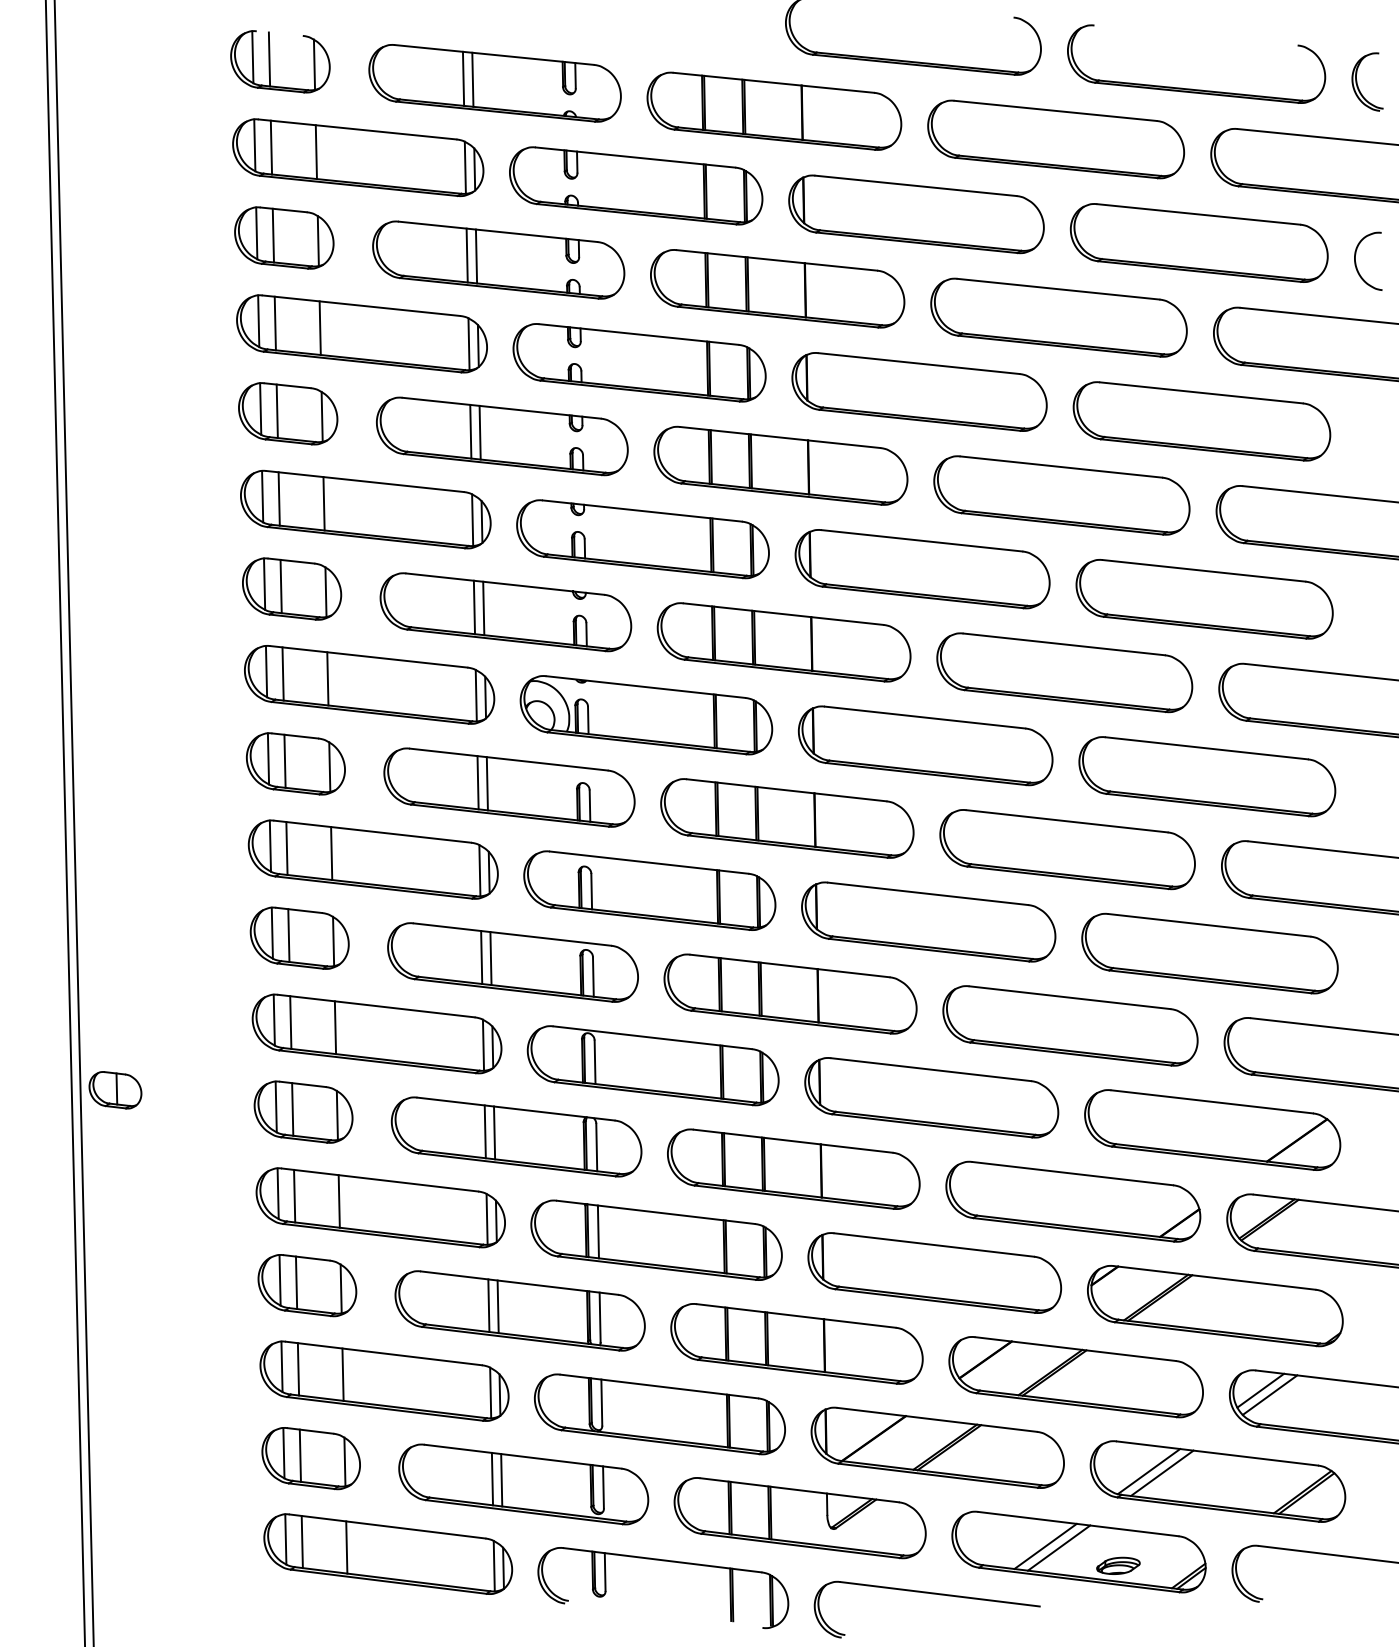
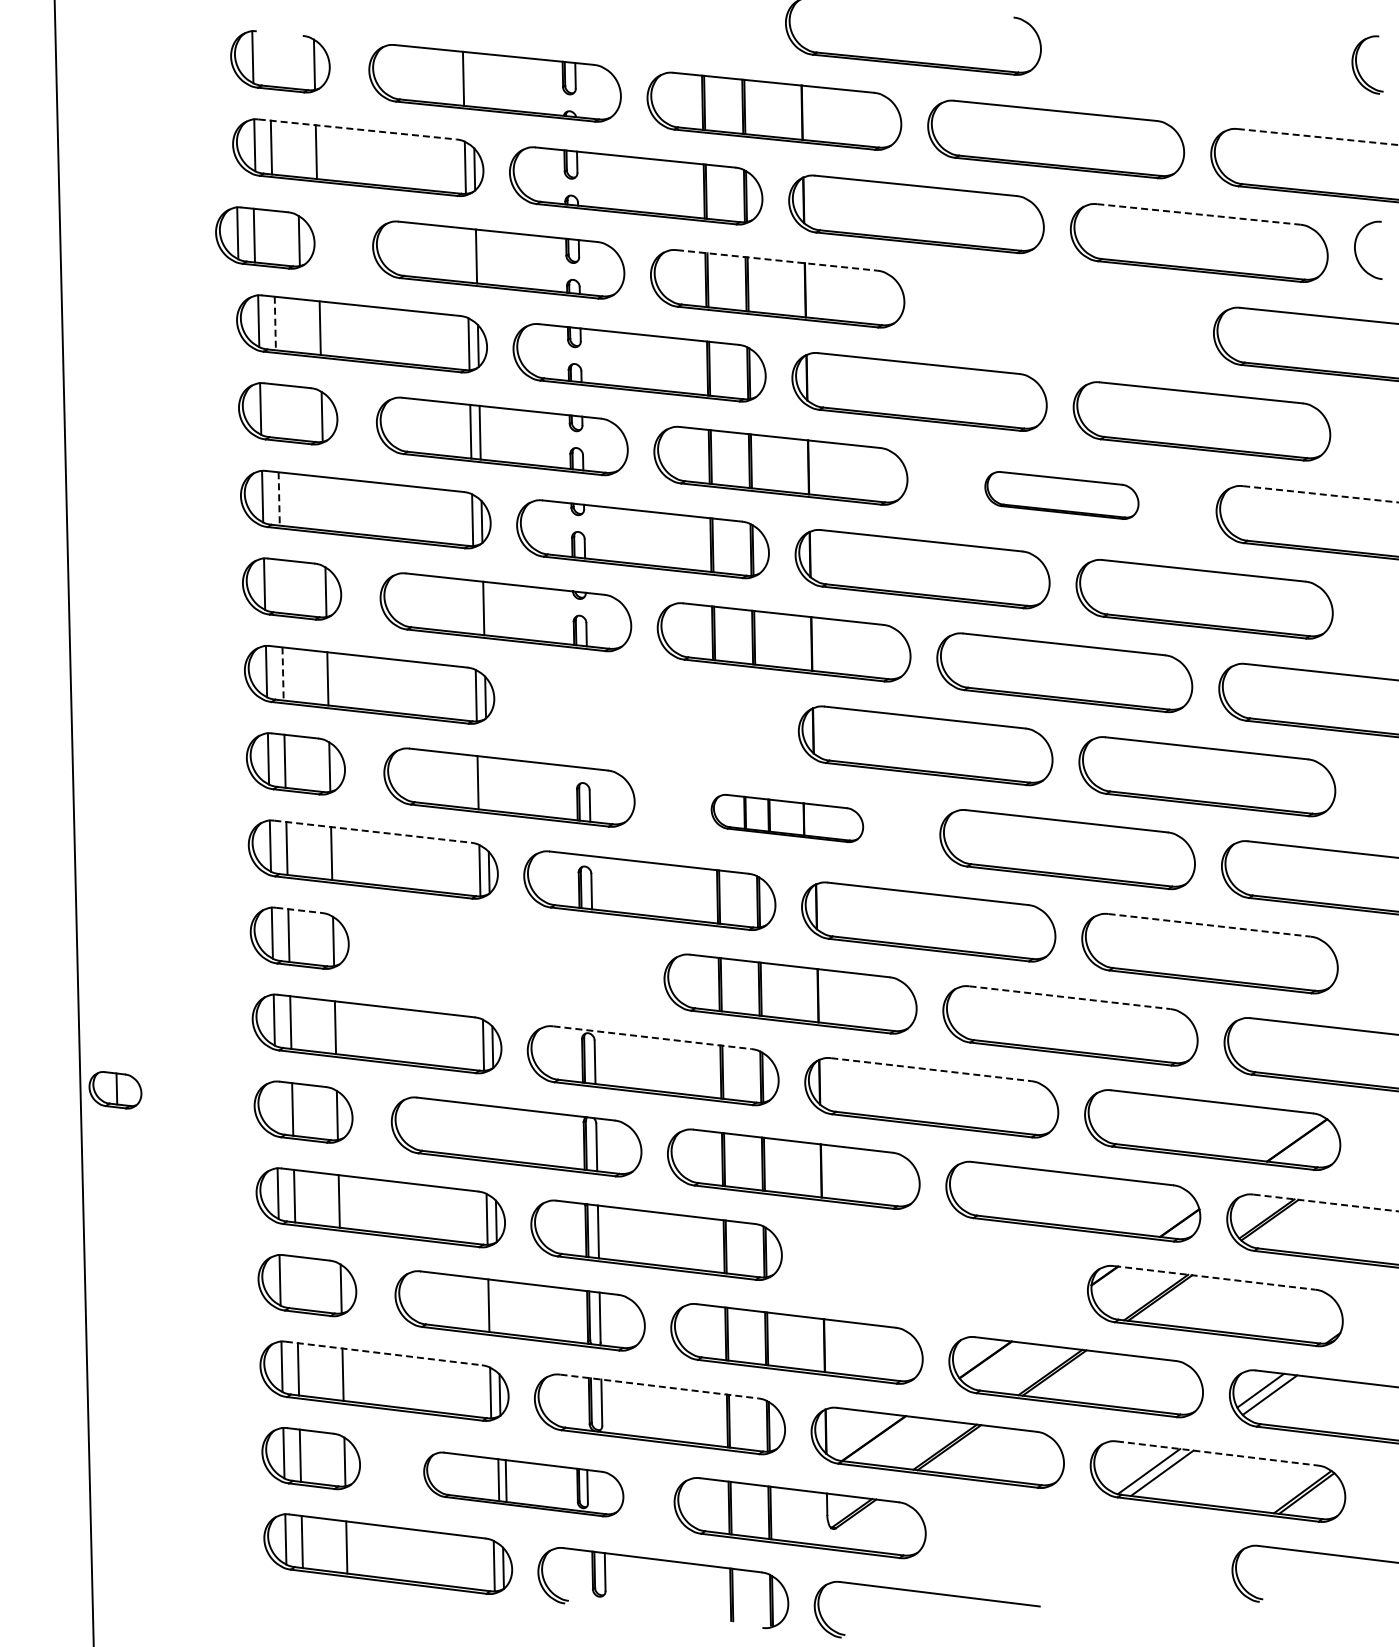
line: present -> none (269, 59)
line: present -> none (472, 79)
part position: (1358, 85) -> (1358, 68) (1358, 68)
part: present -> none (1192, 88)
line: solid -> dashed (358, 129)
line: solid -> dashed (1318, 137)
line: solid -> dashed (1198, 214)
part position: (284, 237) -> (265, 237) (265, 237)
line: present -> none (466, 255)
line: solid -> dashed (777, 260)
curve position: (1356, 262) -> (1356, 251) (1356, 251)
part: present -> none (1058, 317)
line: solid -> dashed (275, 323)
line: present -> none (276, 411)
line: solid -> dashed (1321, 494)
part size: 258x81 px -> 156x49 px (1061, 495)
line: solid -> dashed (279, 498)
line: present -> none (323, 503)
line: present -> none (280, 586)
line: present -> none (474, 607)
line: solid -> dashed (283, 673)
part: present -> none (646, 715)
line: present -> none (486, 783)
part size: 255x81 px -> 155x50 px (787, 818)
line: present -> none (64, 822)
line: solid -> dashed (372, 831)
line: solid -> dashed (299, 910)
line: solid -> dashed (1209, 925)
part: present -> none (512, 962)
line: solid -> dashed (1070, 997)
line: solid -> dashed (652, 1037)
line: solid -> dashed (931, 1069)
line: present -> none (275, 1106)
line: present -> none (484, 1131)
line: present -> none (494, 1132)
line: solid -> dashed (1326, 1203)
part: present -> none (934, 1272)
line: solid -> dashed (1215, 1277)
line: present -> none (296, 1282)
line: present -> none (497, 1306)
line: solid -> dashed (383, 1353)
line: solid -> dashed (659, 1386)
line: solid -> dashed (1217, 1453)
part size: 252x83 px -> 202x67 px (523, 1484)
part: present -> none (1078, 1551)
